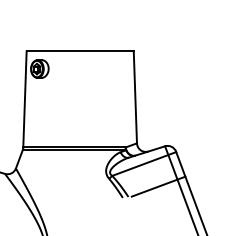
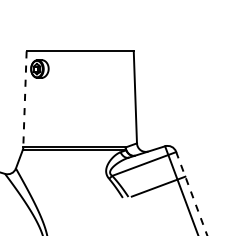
line: solid -> dashed (24, 99)
line: solid -> dashed (191, 193)
